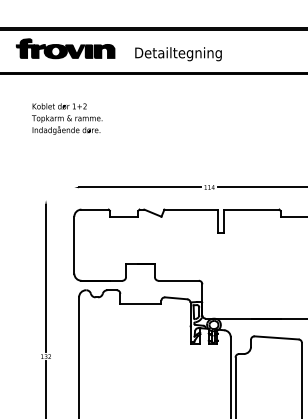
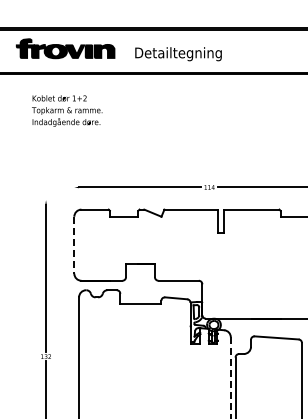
text position: (67, 118) -> (67, 110) (67, 110)
line: solid -> dashed (74, 245)
line: solid -> dashed (230, 378)
